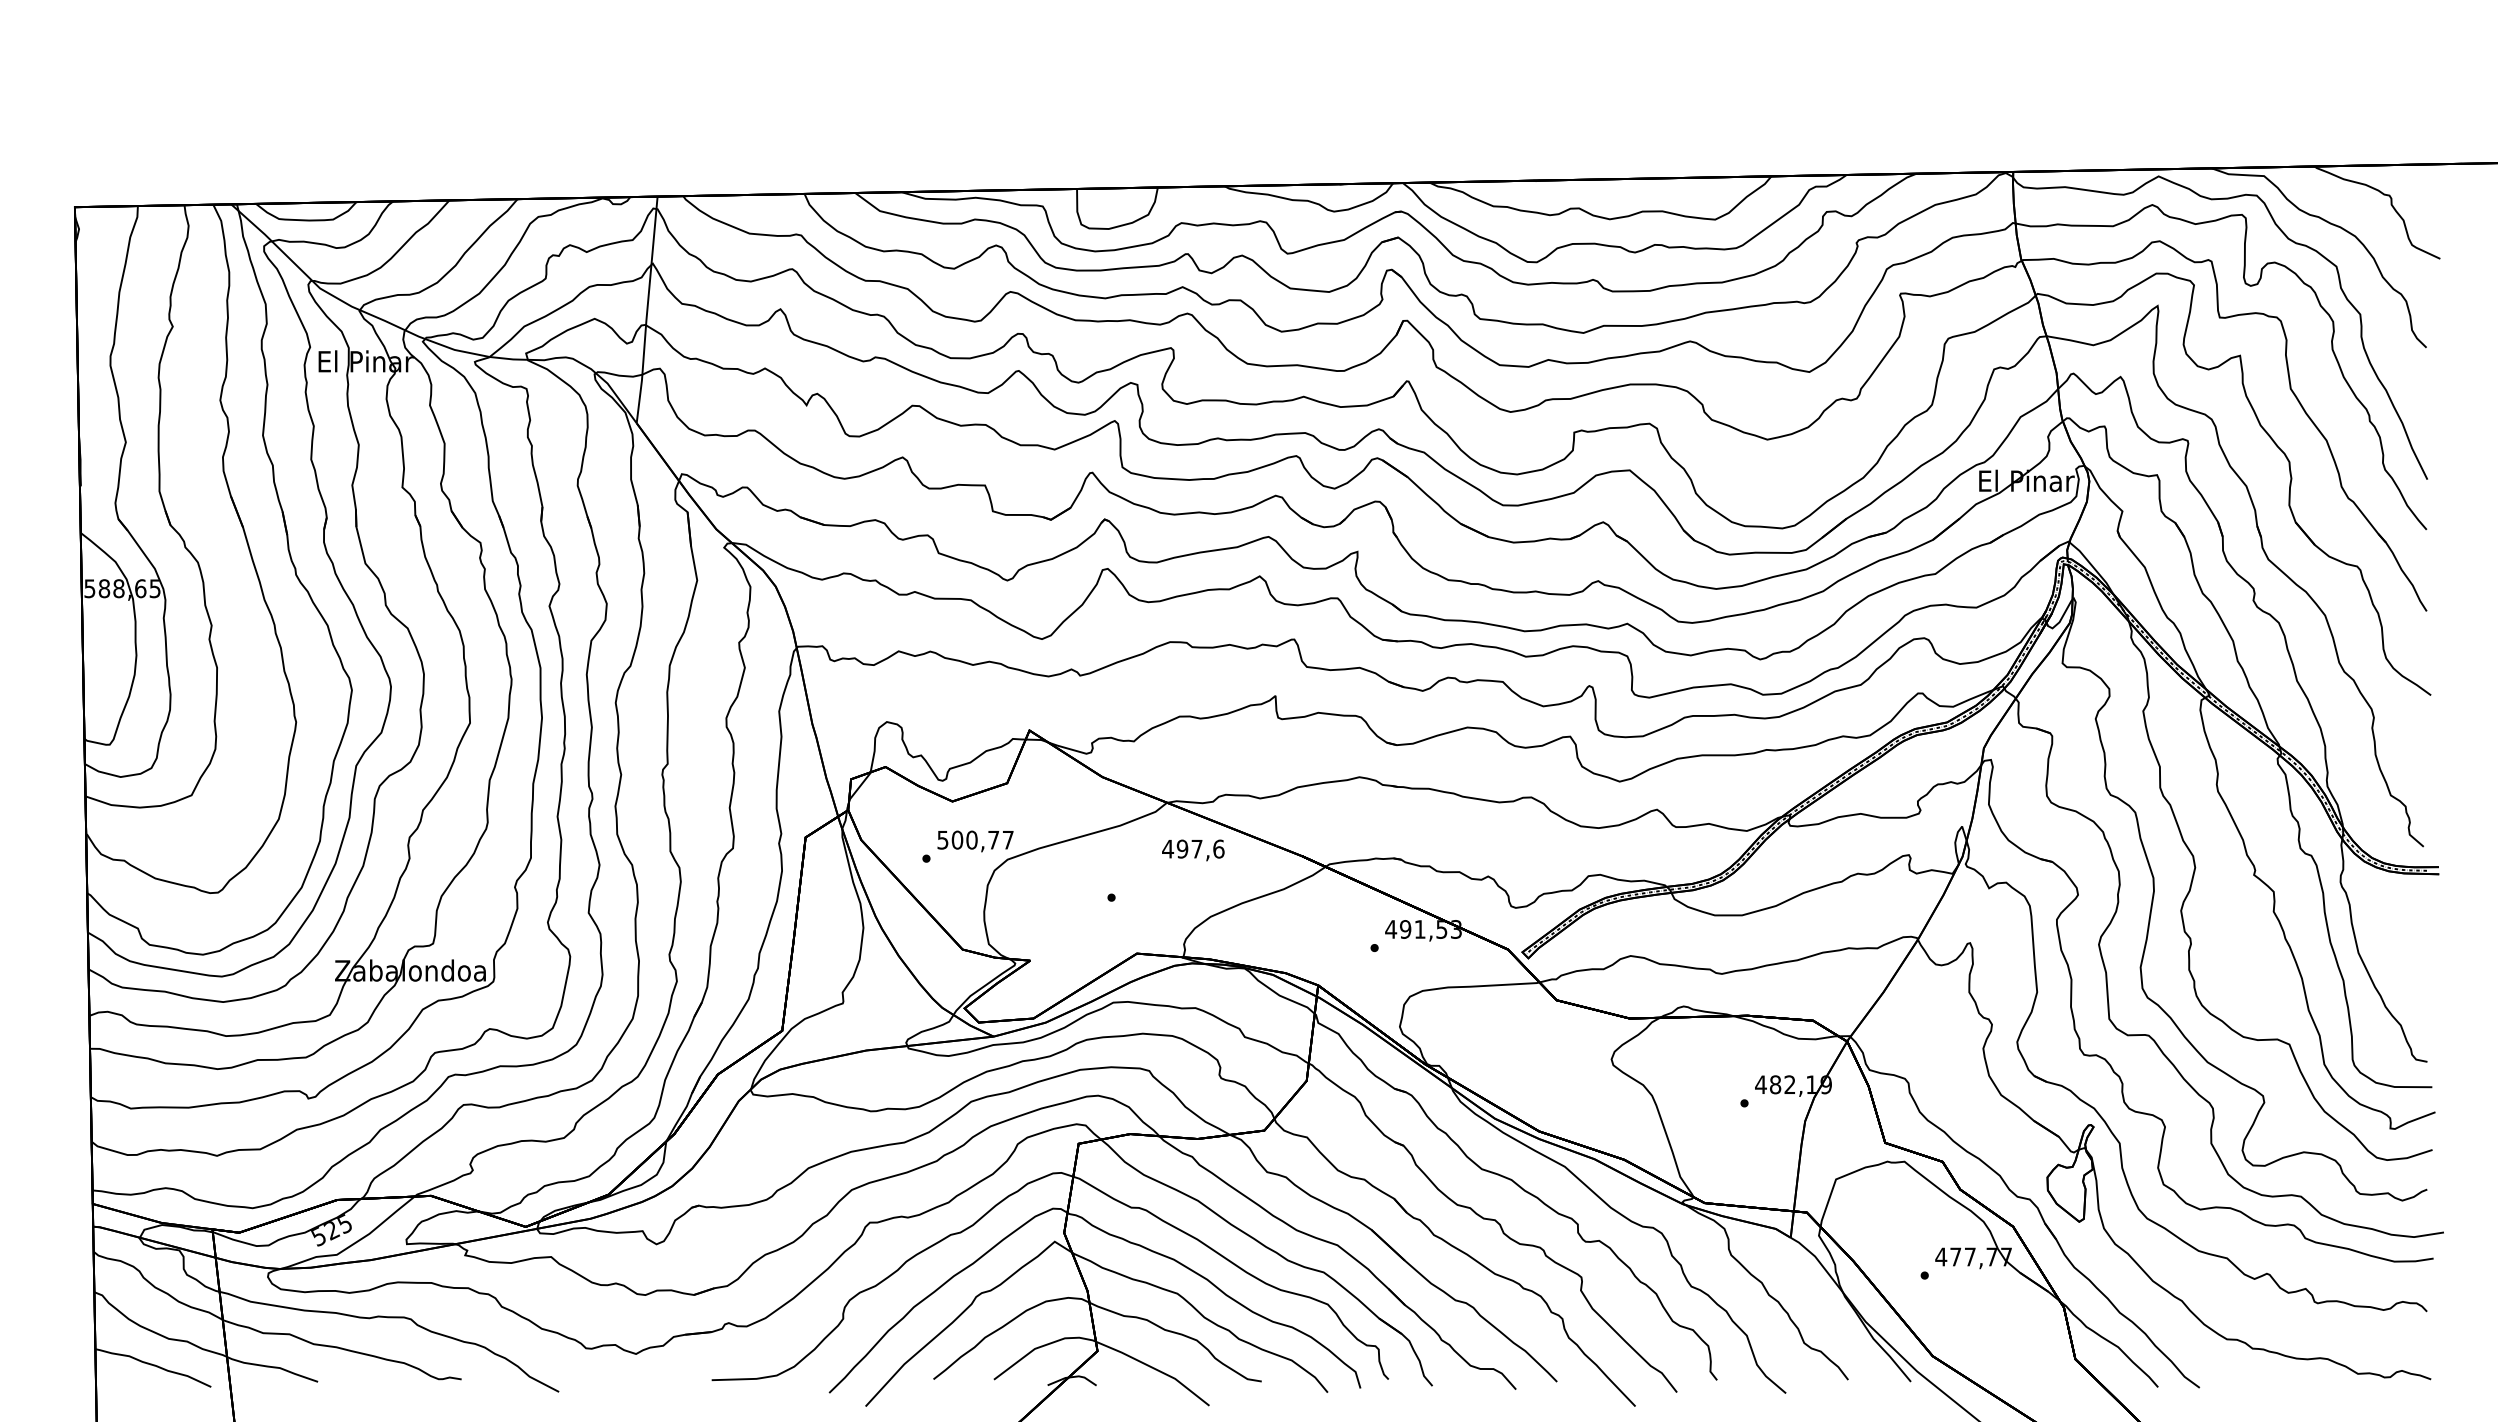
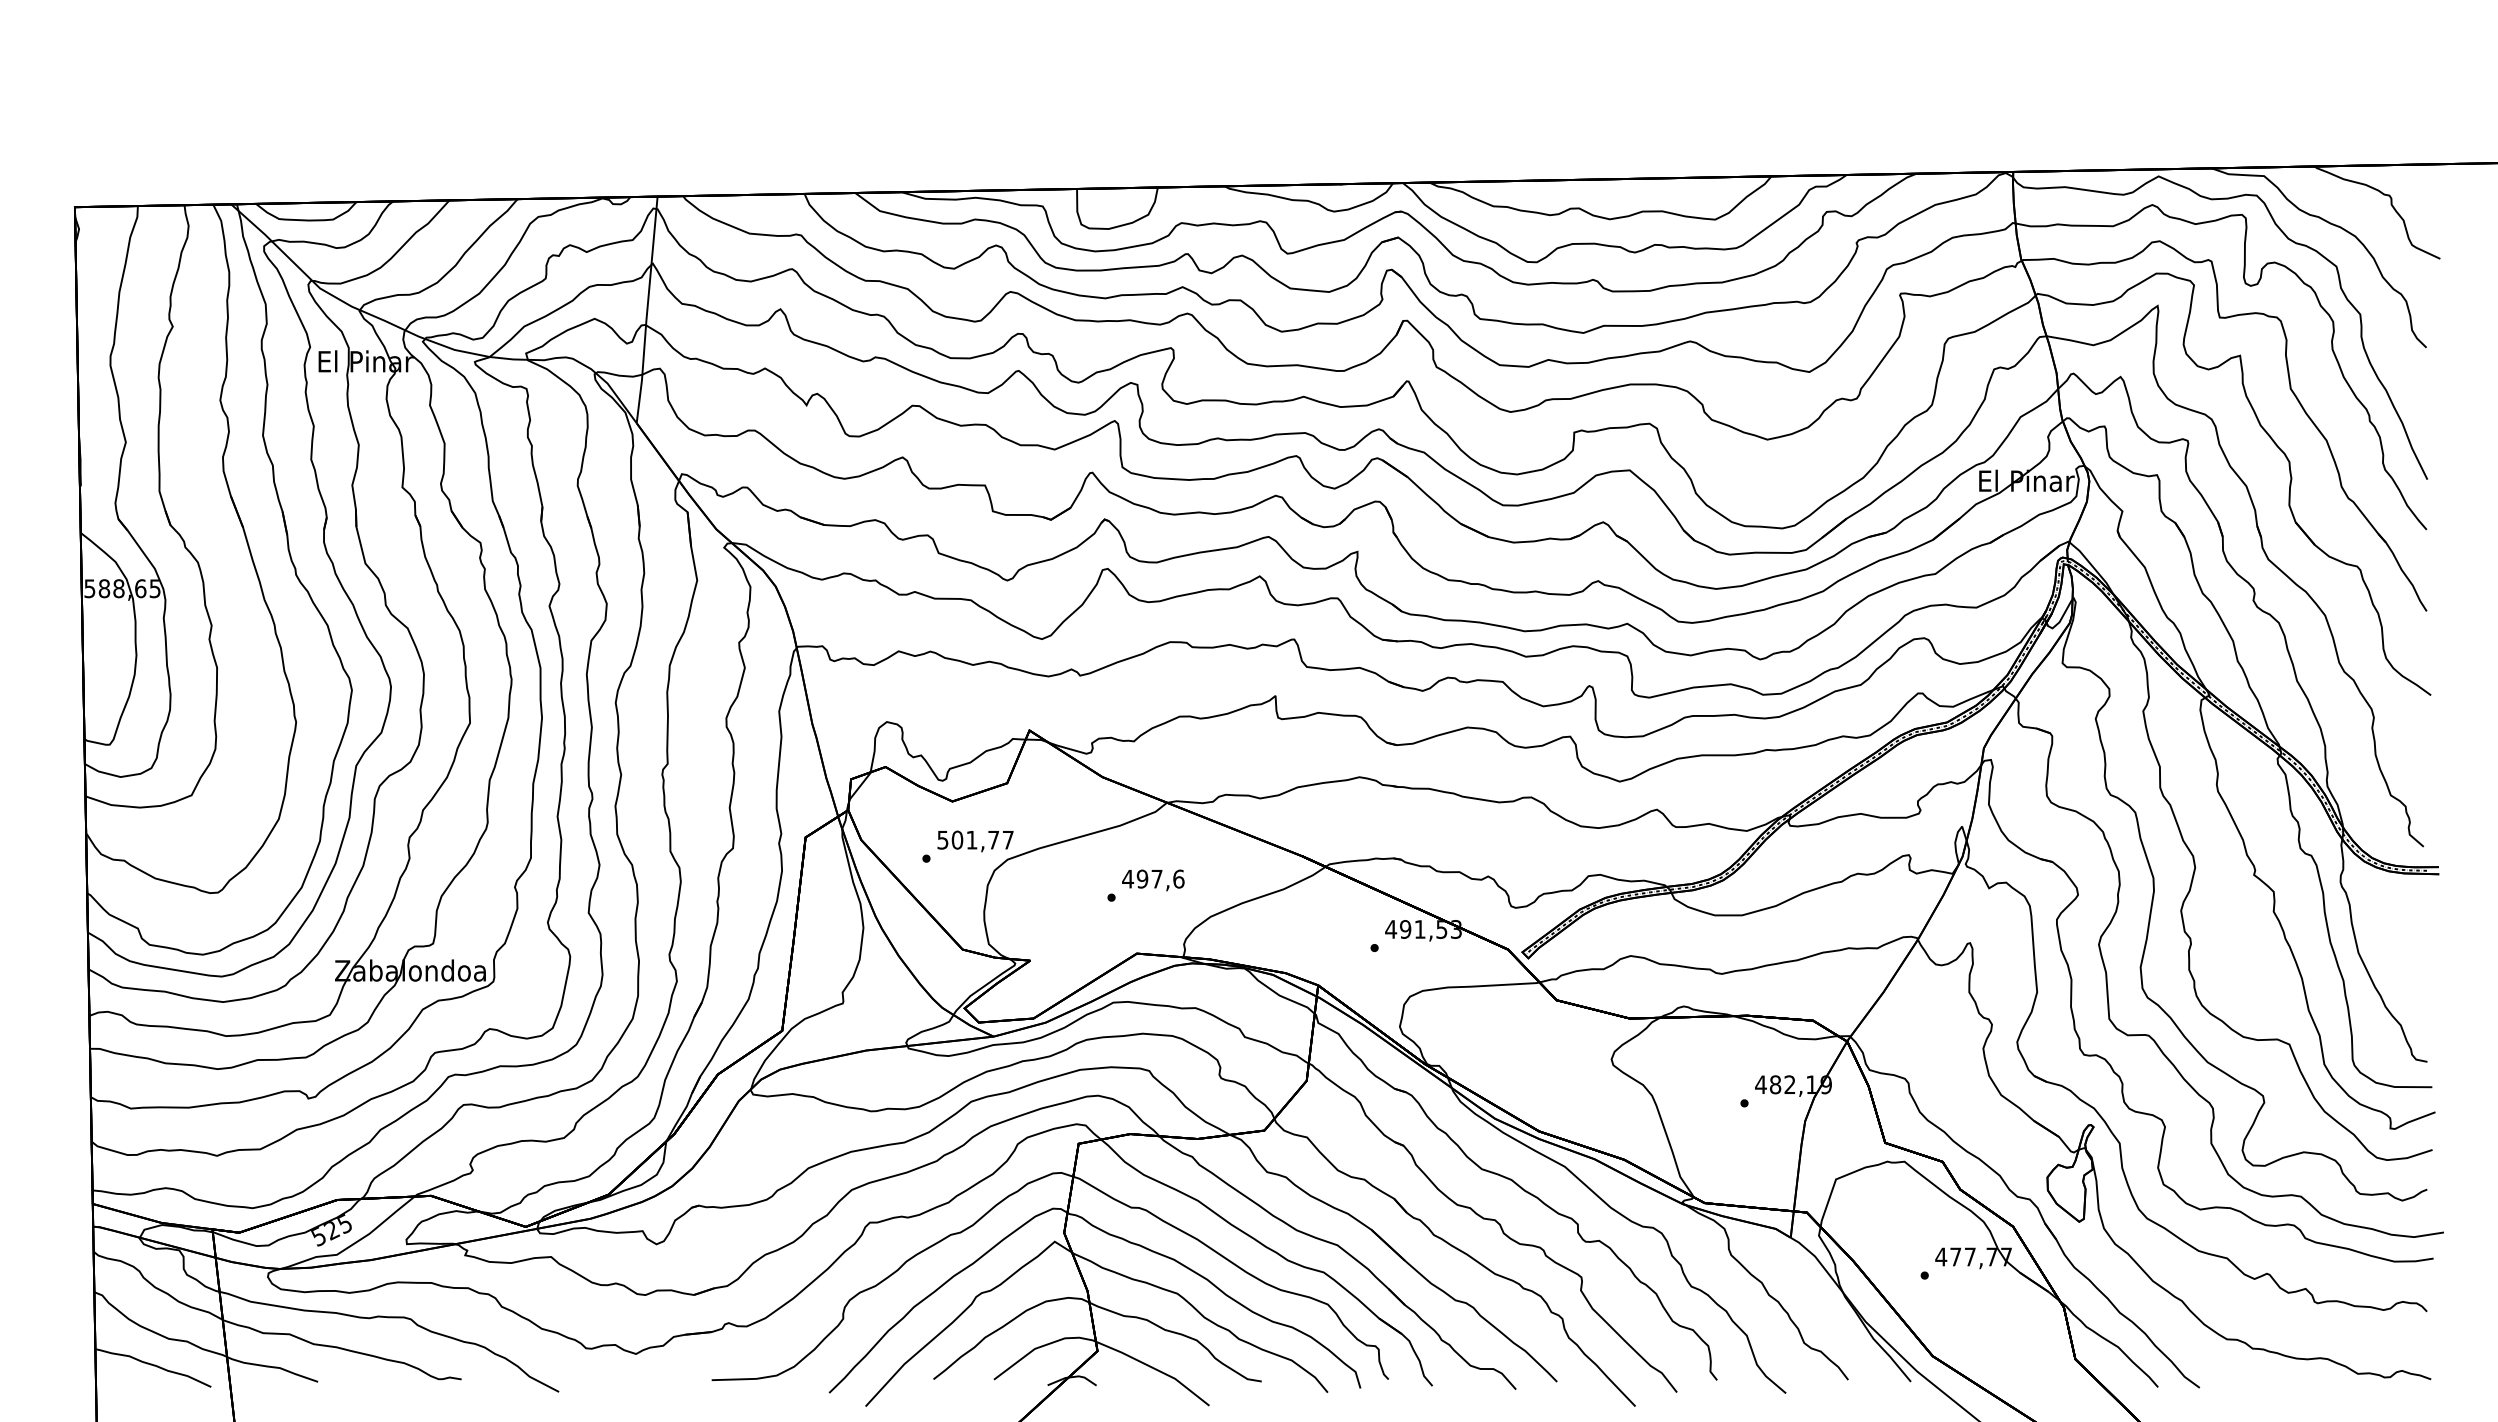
text: 500,77 -> 501,77 (971, 839)
text position: (1193, 850) -> (1153, 880) (1153, 880)
